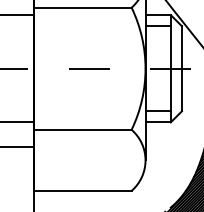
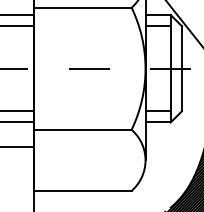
line: none -> present (17, 26)
line: none -> present (17, 111)
